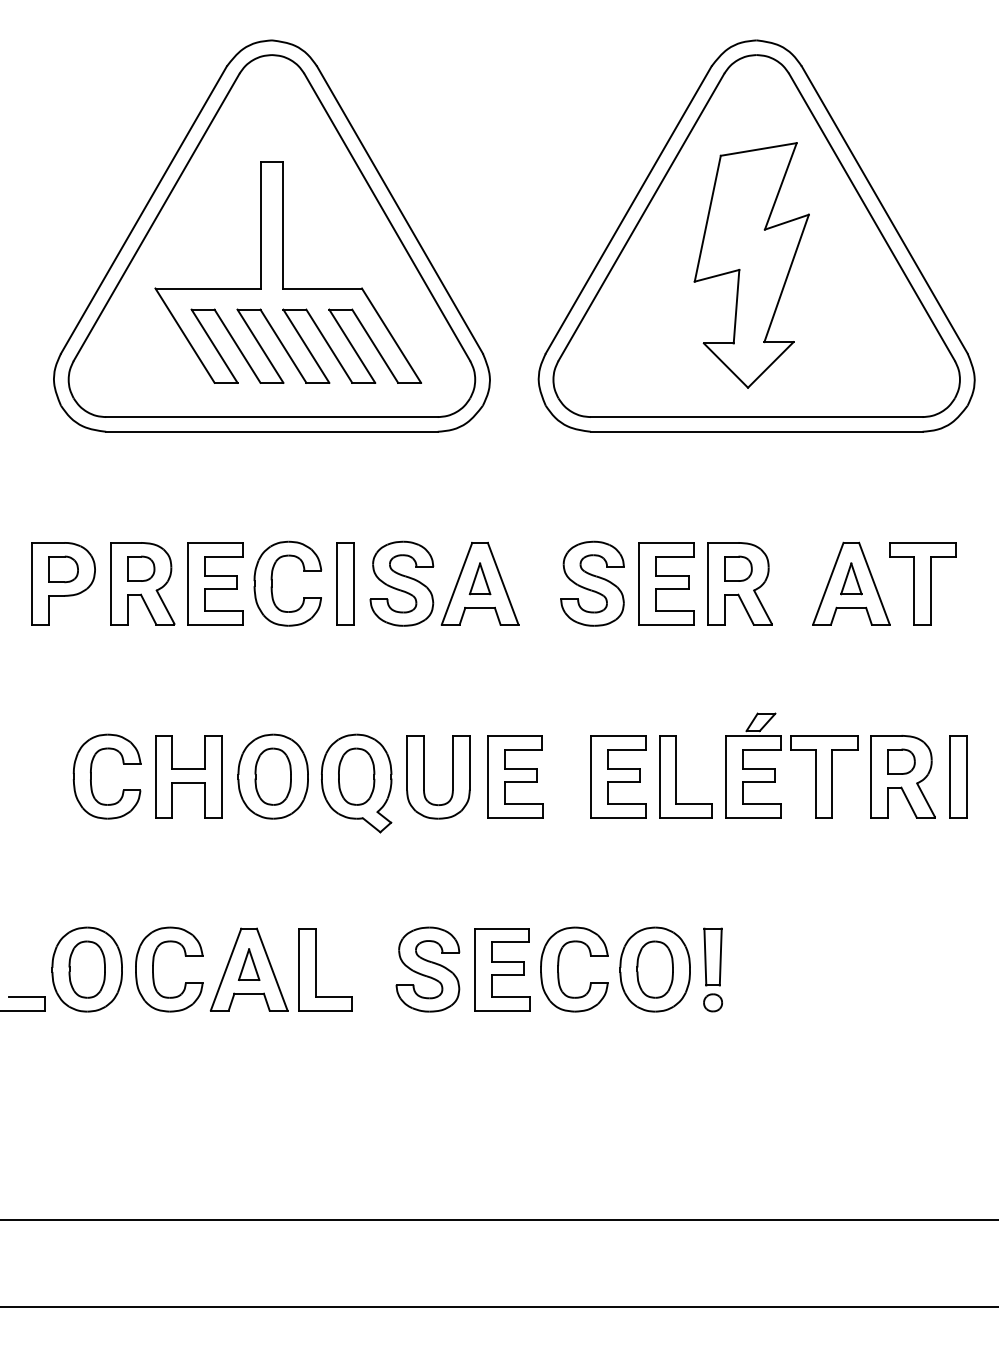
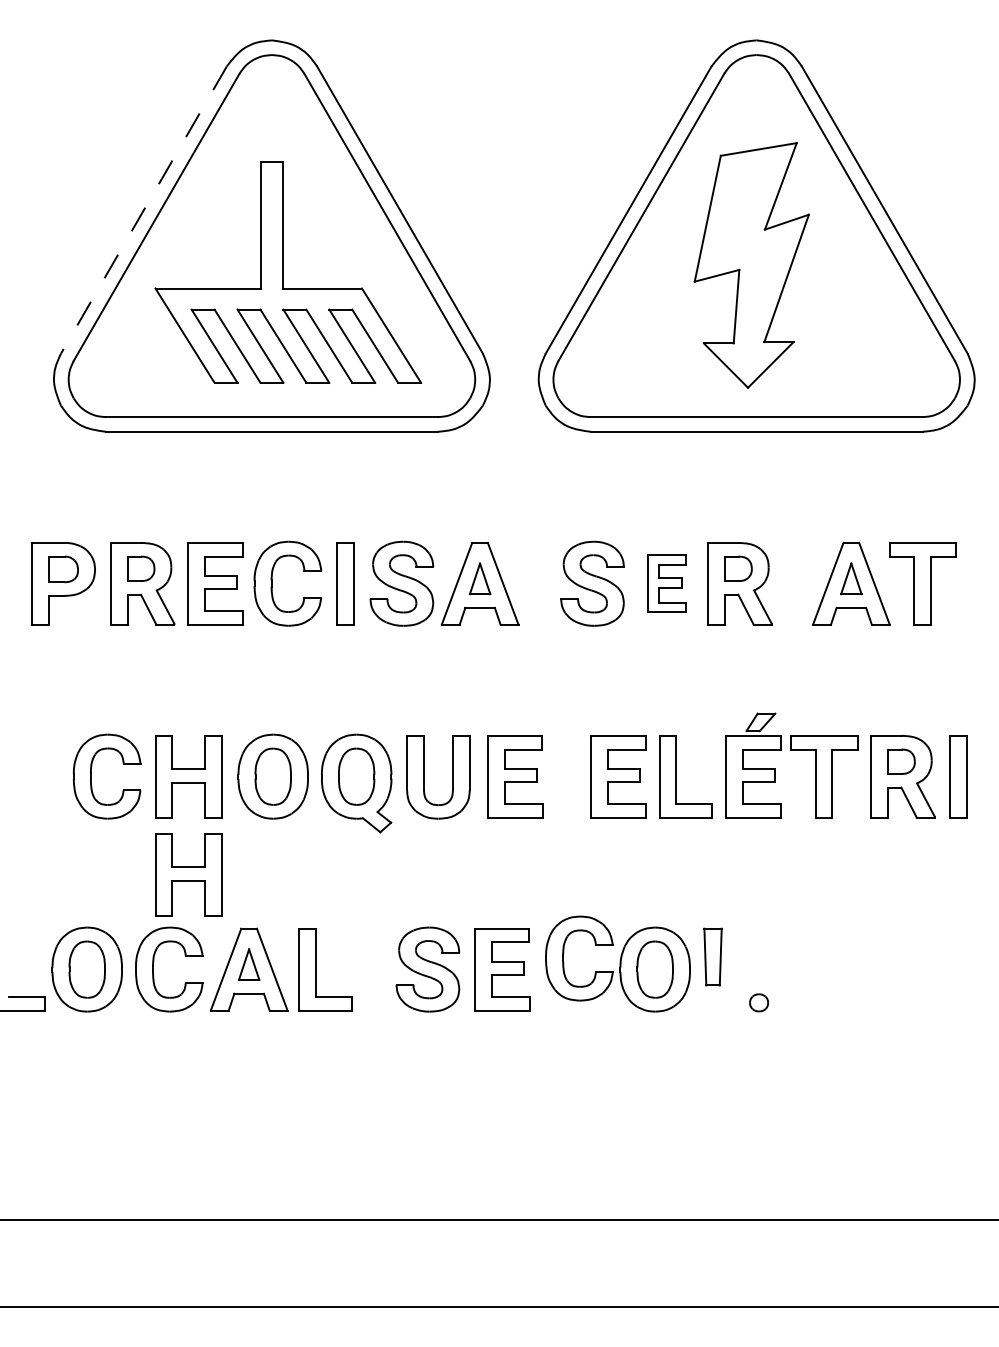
line: solid -> dashed (143, 210)
part size: 57x84 px -> 40x59 px (666, 583)
part: none -> present (188, 874)
part position: (559, 965) -> (564, 954) (564, 954)
part position: (712, 1002) -> (758, 1002) (758, 1002)
